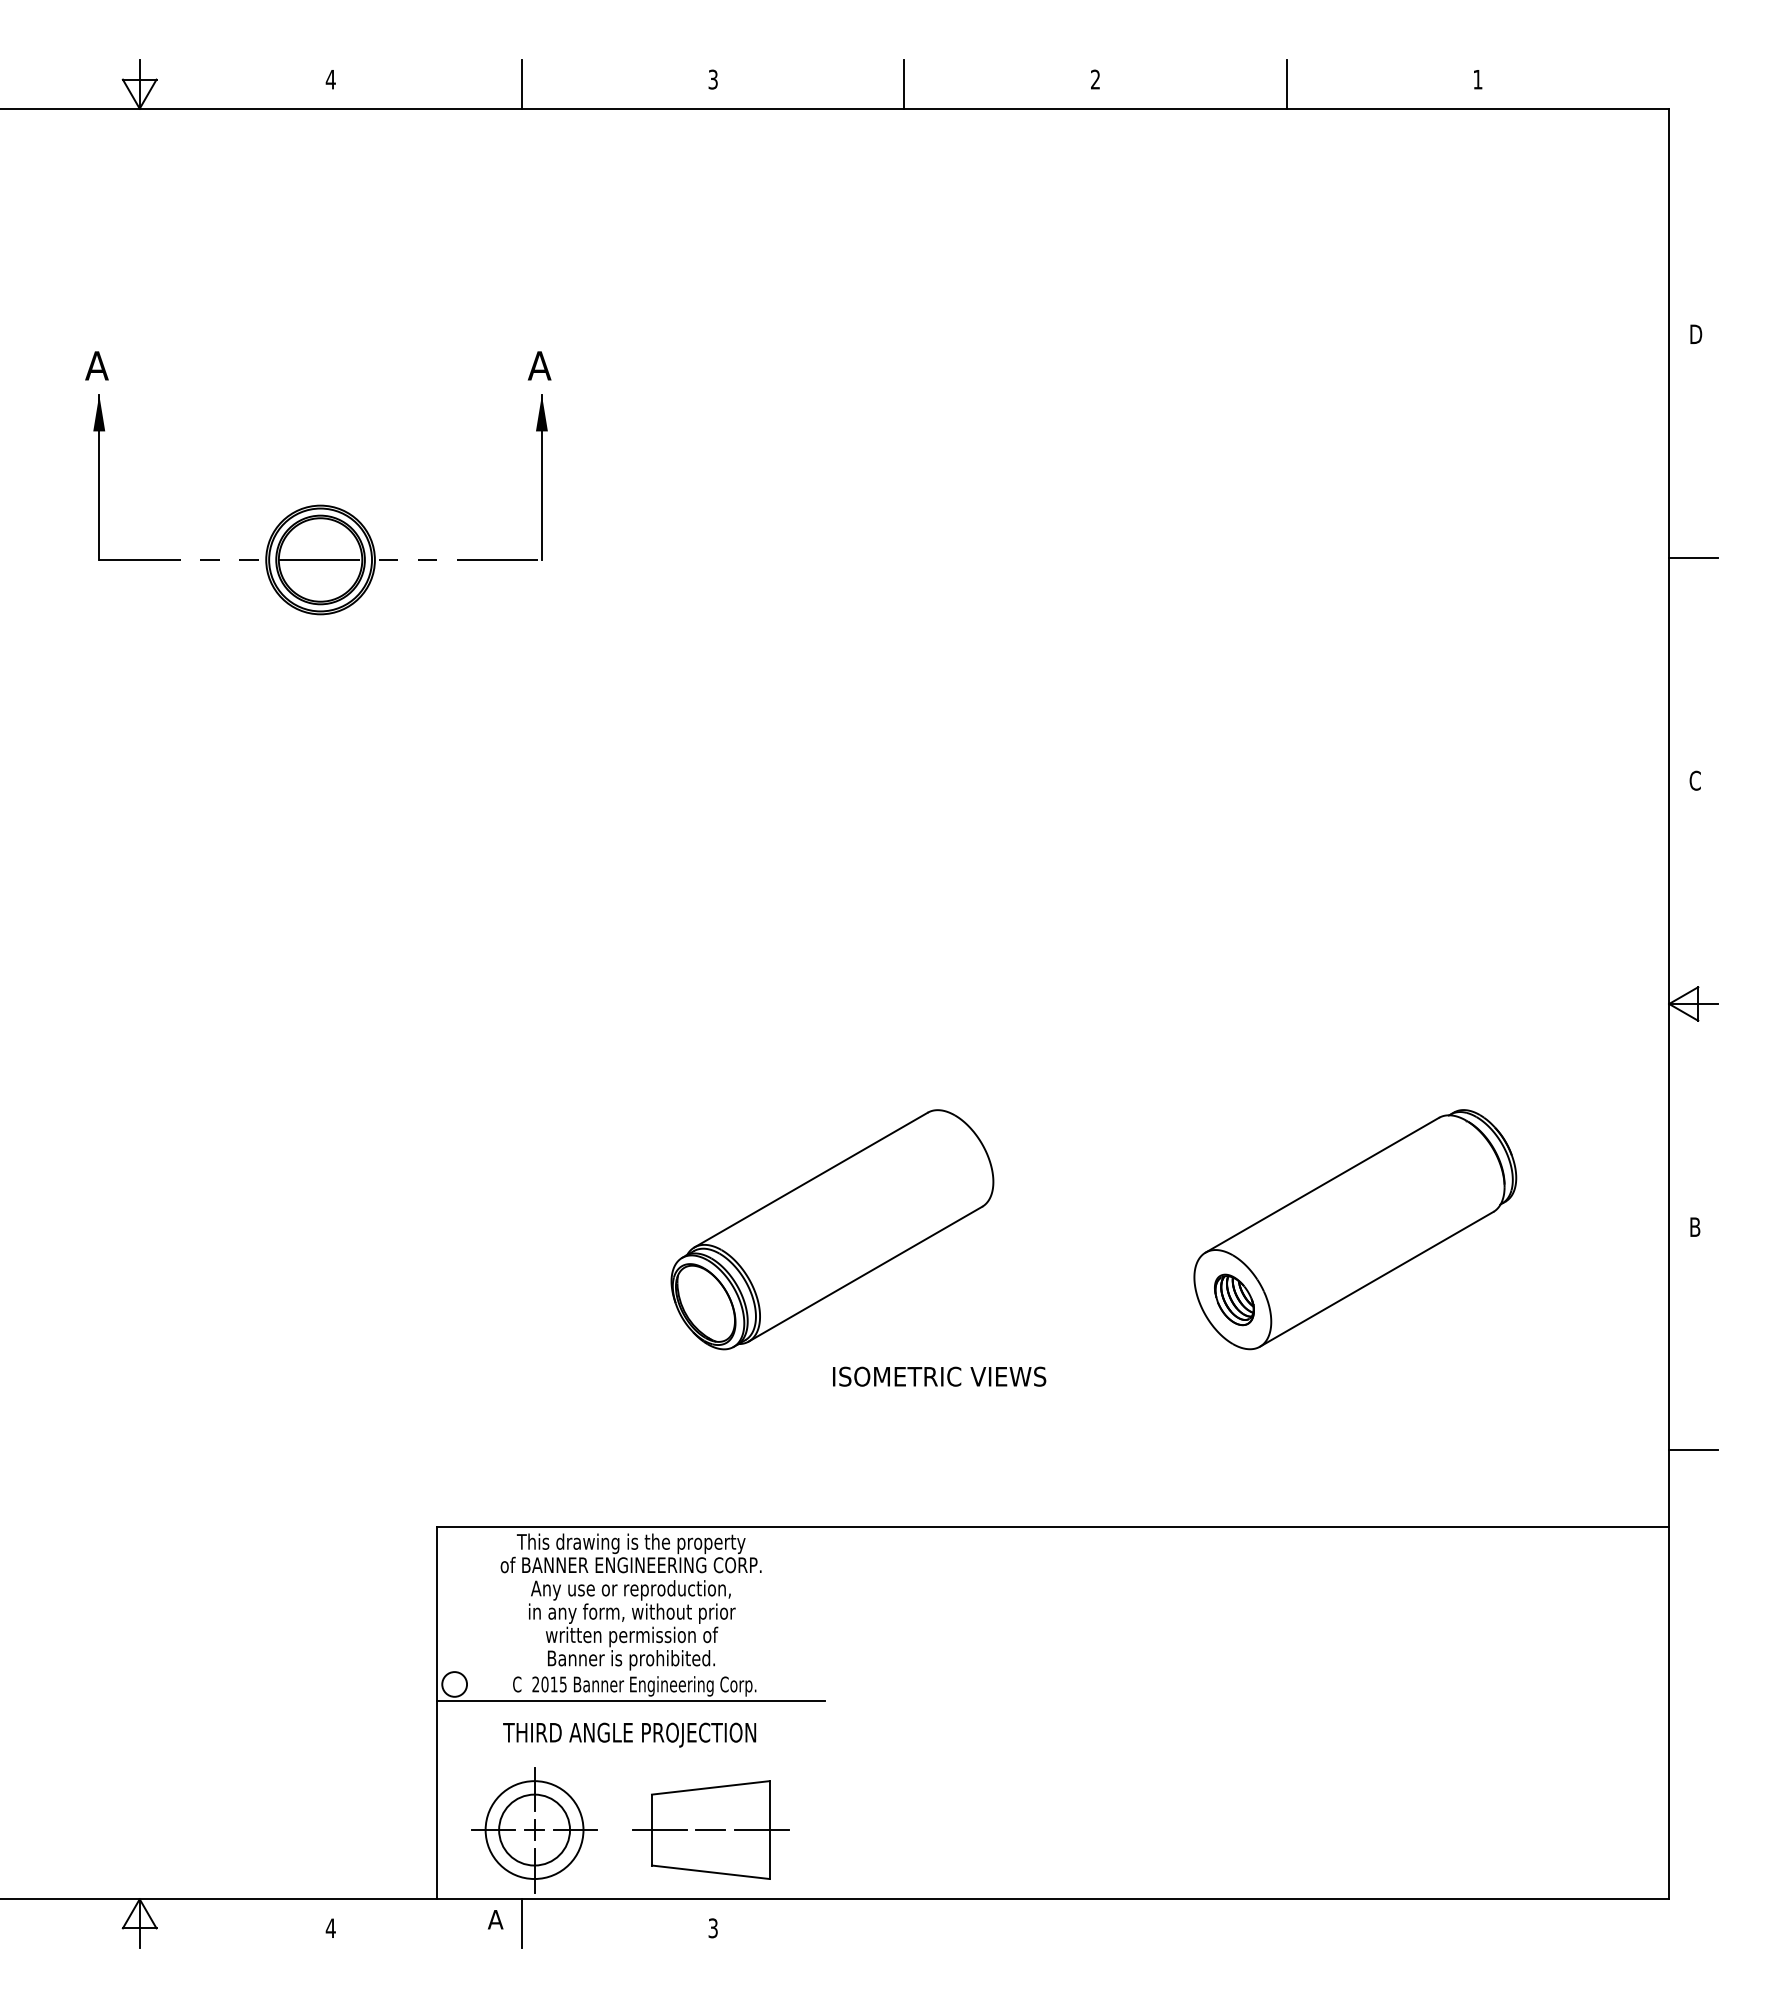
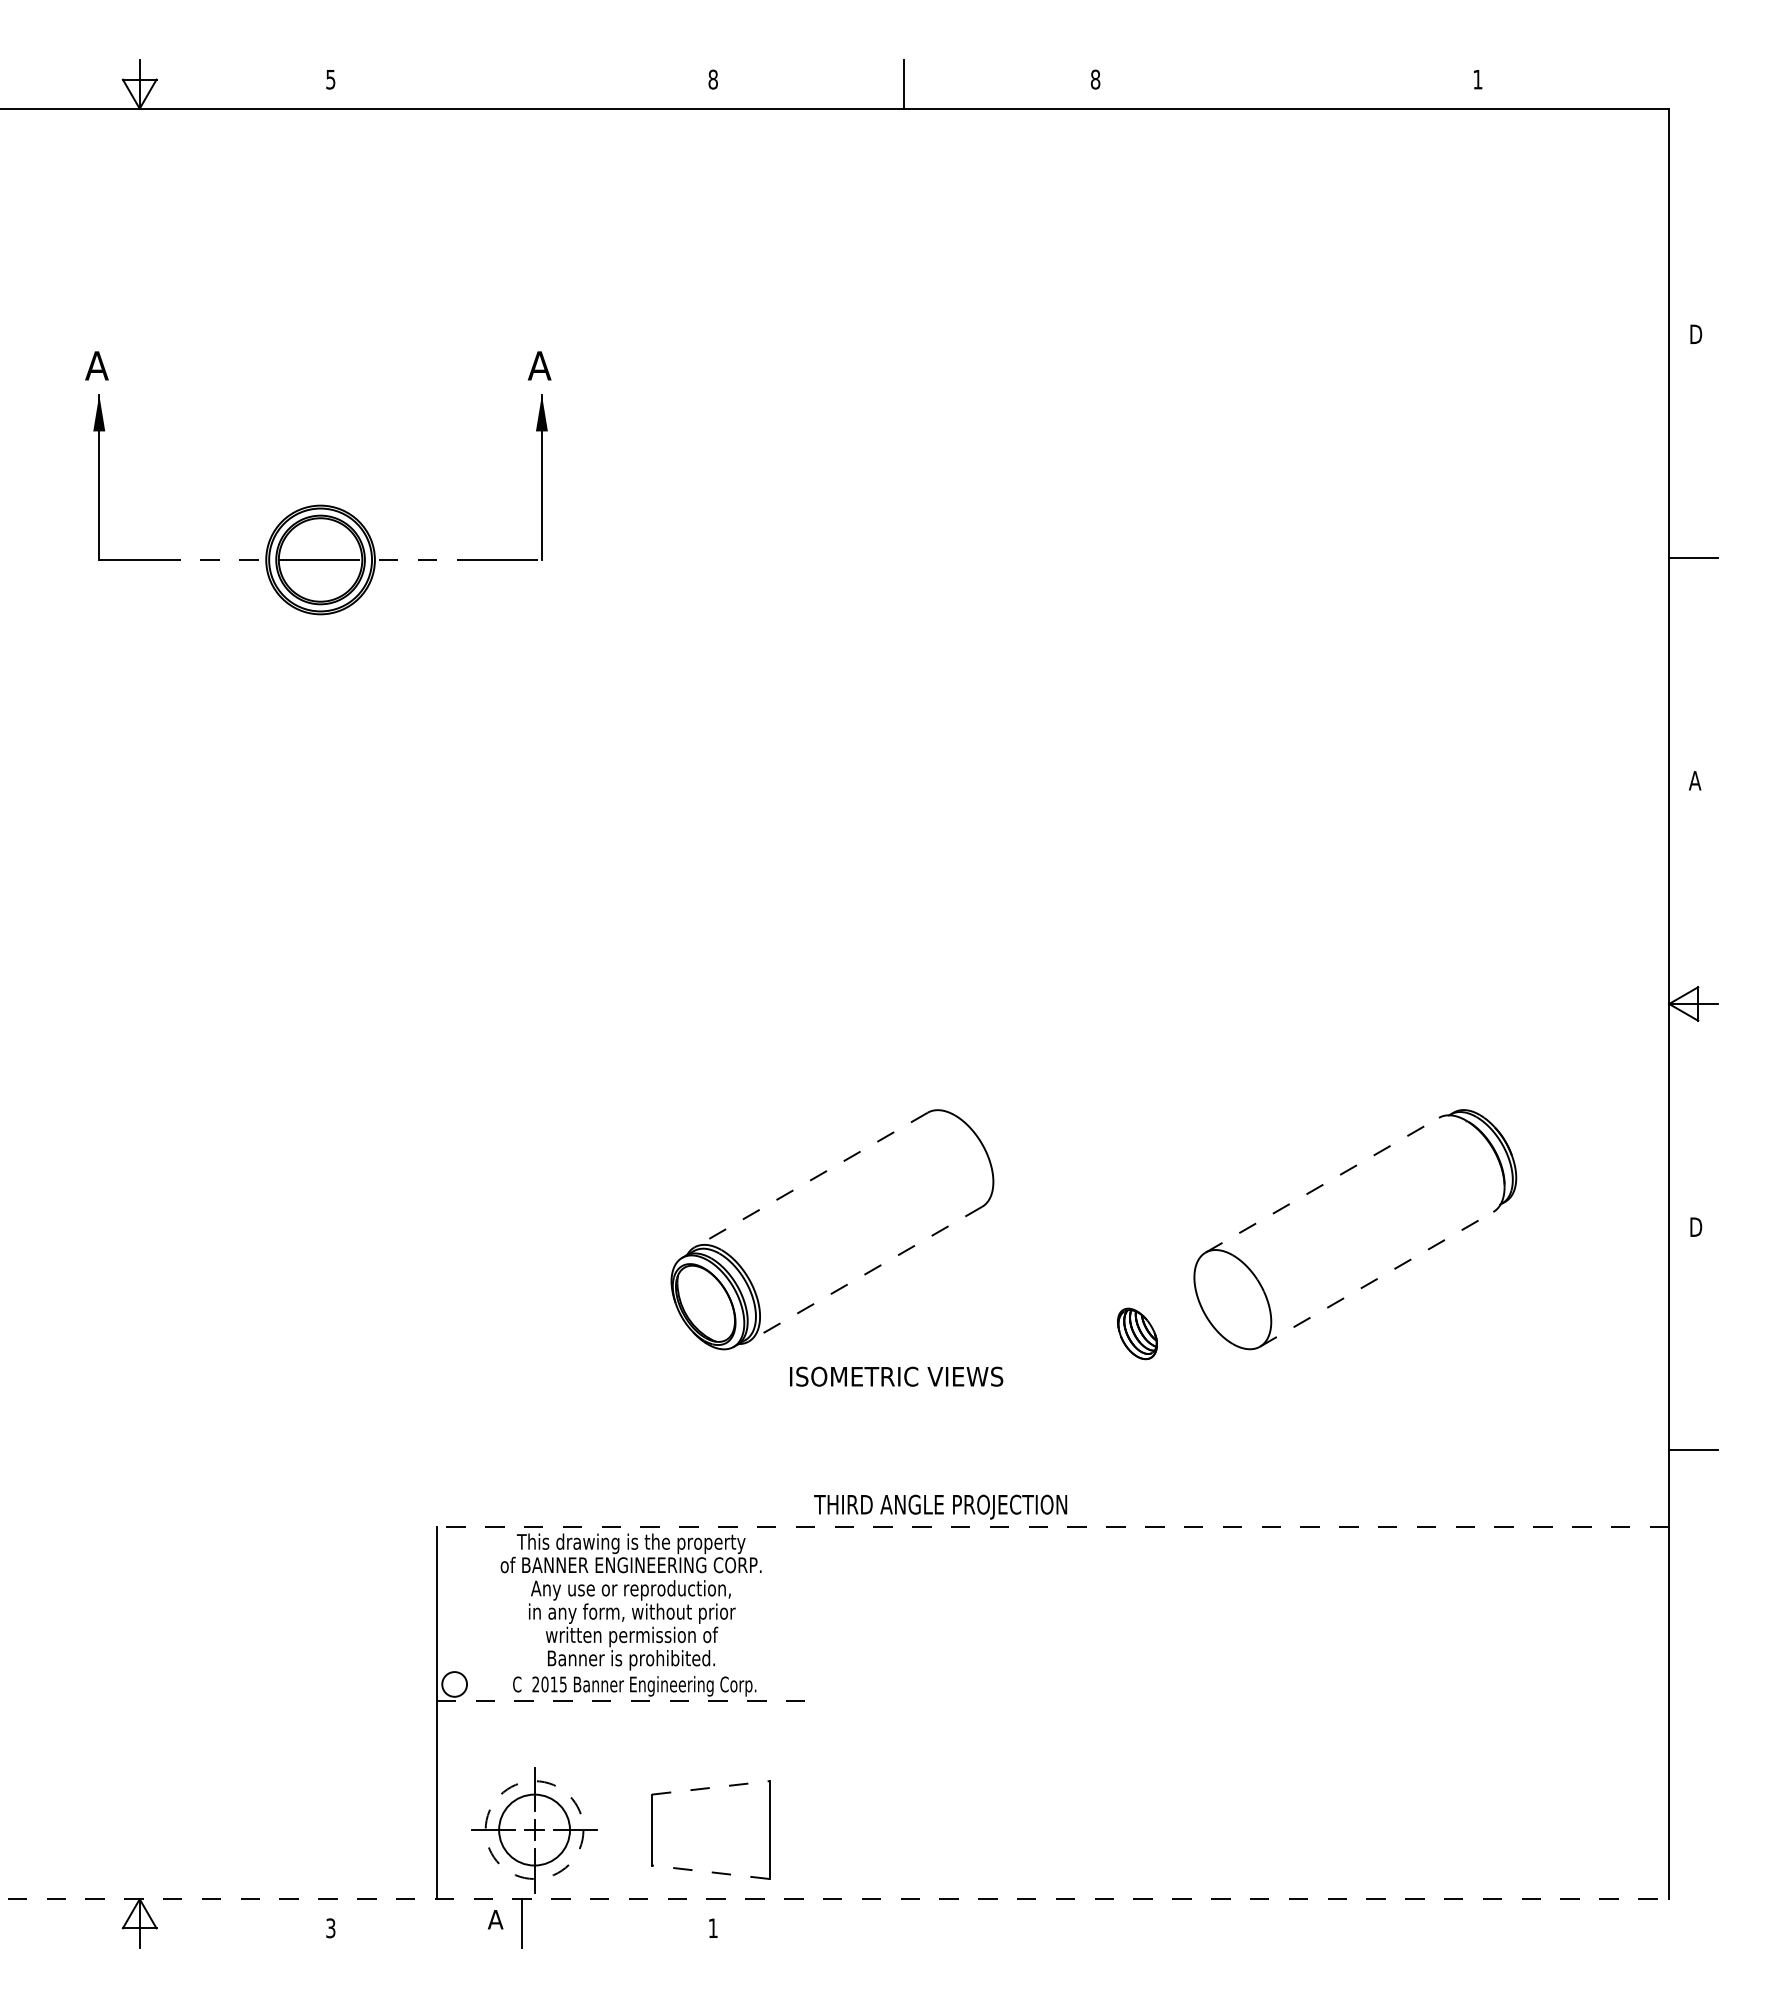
text: 4 -> 5 (330, 79)
text: 3 -> 8 (712, 79)
text: 2 -> 8 (1095, 79)
line: present -> none (522, 84)
line: present -> none (1286, 84)
text: C -> A (1694, 780)
line: solid -> dashed (811, 1180)
line: solid -> dashed (1322, 1185)
text: B -> D (1697, 1227)
line: solid -> dashed (865, 1274)
line: solid -> dashed (1376, 1279)
part position: (1234, 1299) -> (1137, 1333) (1137, 1333)
text position: (939, 1376) -> (896, 1376) (896, 1376)
line: solid -> dashed (1052, 1526)
line: solid -> dashed (631, 1701)
text position: (629, 1734) -> (940, 1506) (940, 1506)
line: solid -> dashed (711, 1787)
circle: solid -> dashed (534, 1830)
line: present -> none (659, 1830)
line: present -> none (710, 1830)
line: present -> none (762, 1830)
line: solid -> dashed (710, 1872)
line: solid -> dashed (835, 1899)
text: 4 -> 3 (330, 1928)
text: 3 -> 1 (712, 1928)
